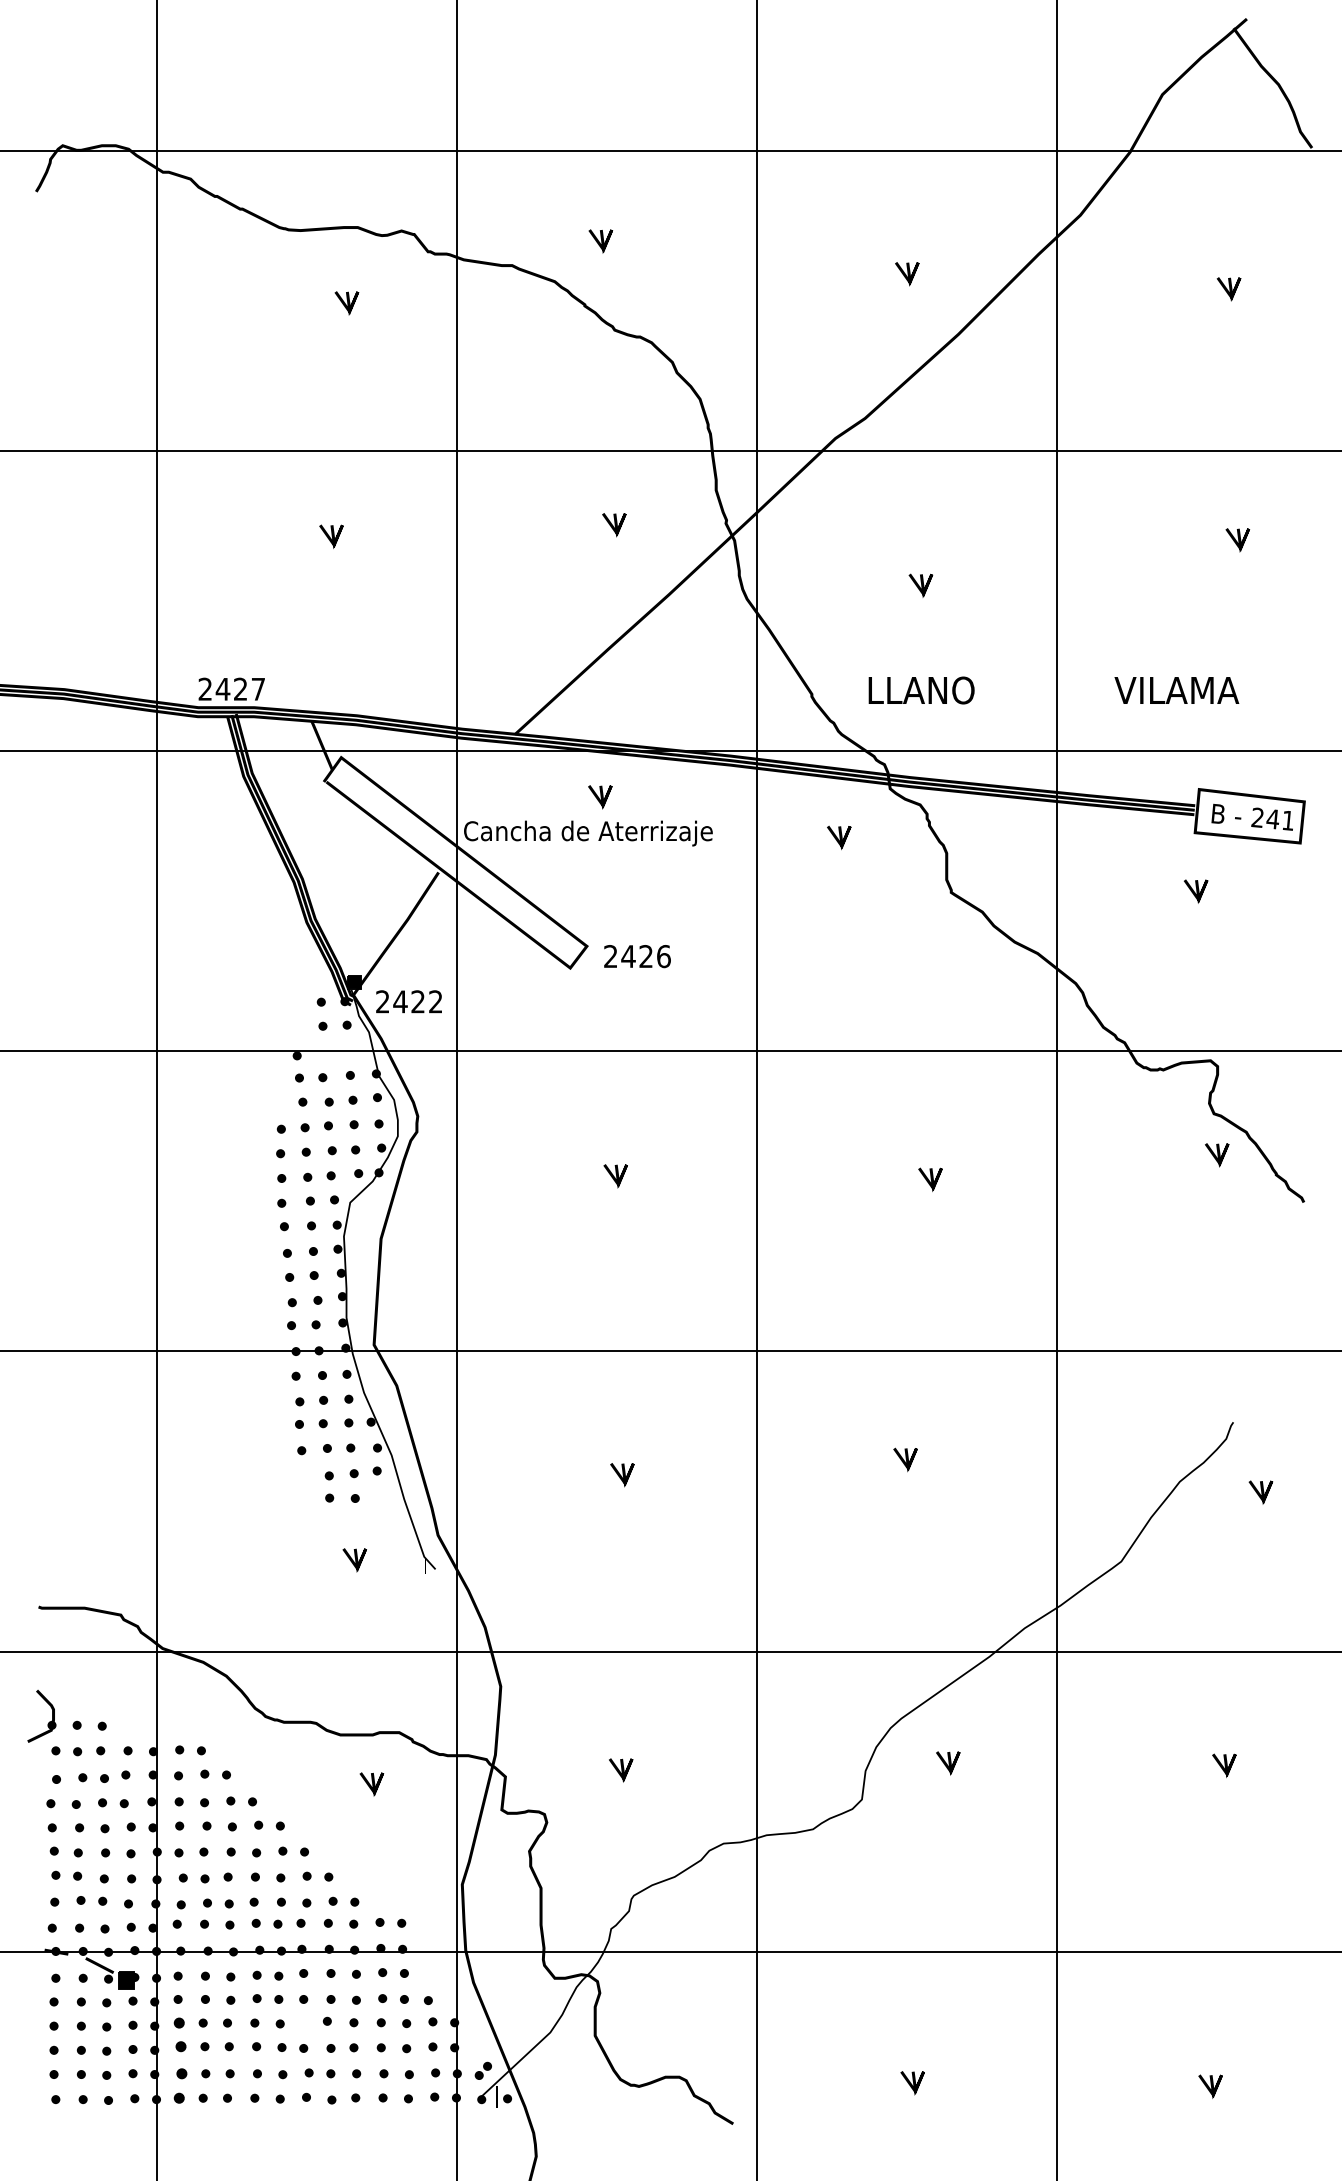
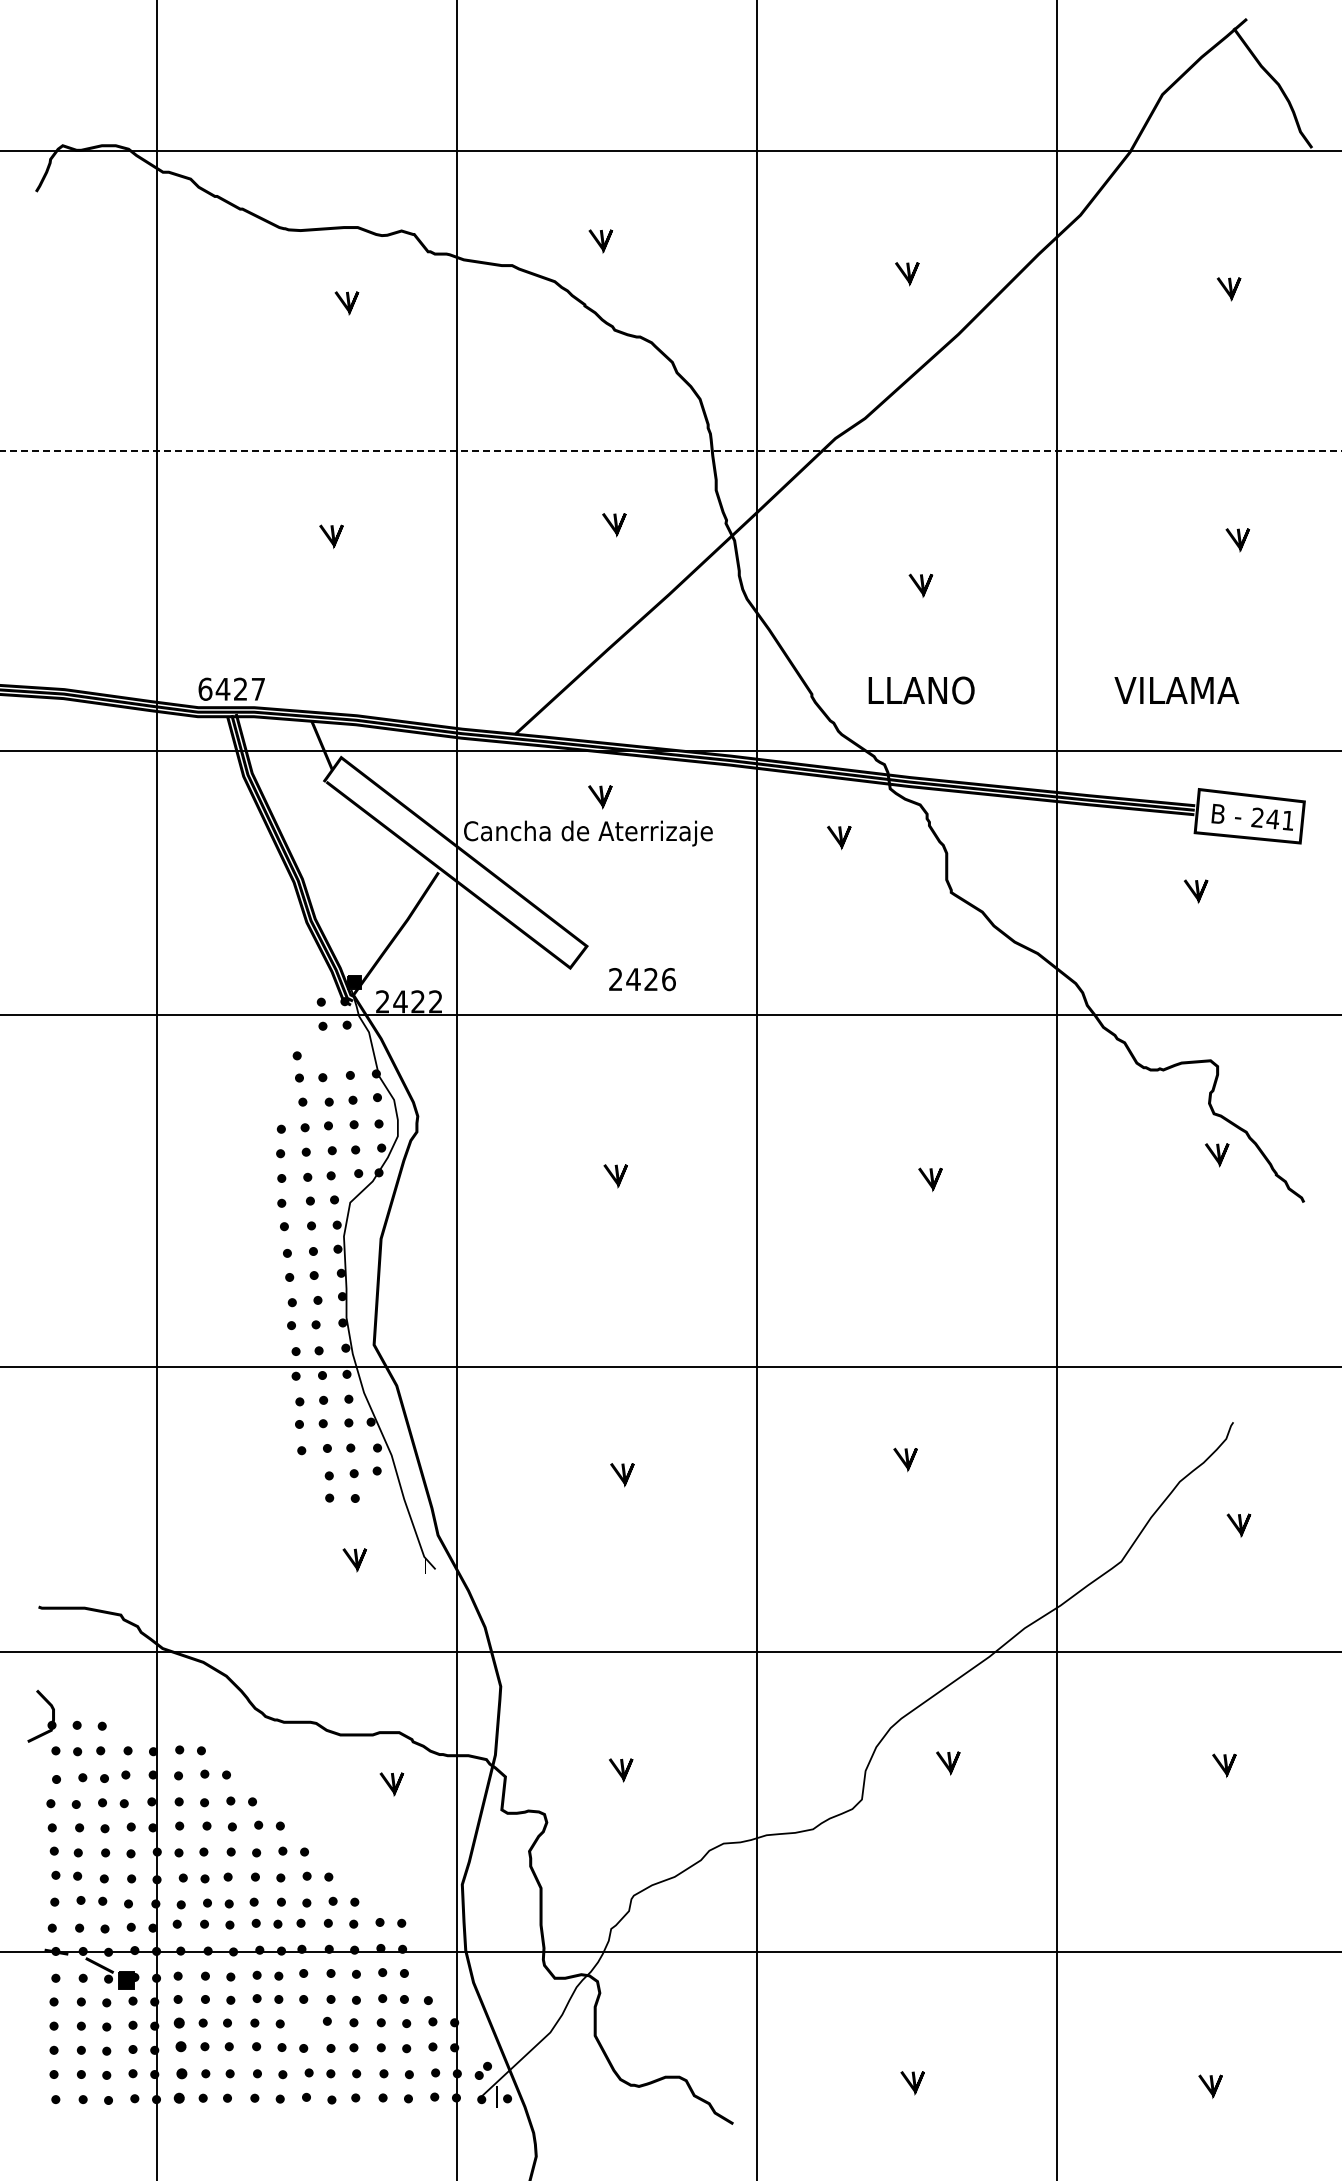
line: solid -> dashed (671, 451)
text: 2427 -> 6427 (205, 688)
text position: (637, 956) -> (642, 979) (642, 979)
line position: (670, 1051) -> (670, 1015) (670, 1015)
line position: (670, 1351) -> (670, 1367) (670, 1367)
line position: (1259, 1492) -> (1237, 1525) (1237, 1525)
line position: (370, 1784) -> (390, 1784) (390, 1784)
